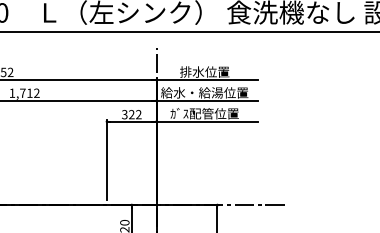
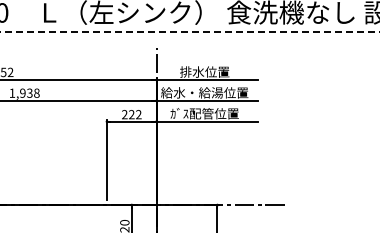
line: solid -> dashed (190, 31)
text: 1,712 -> 1,938 (29, 92)
text: 322 -> 222 (124, 115)
